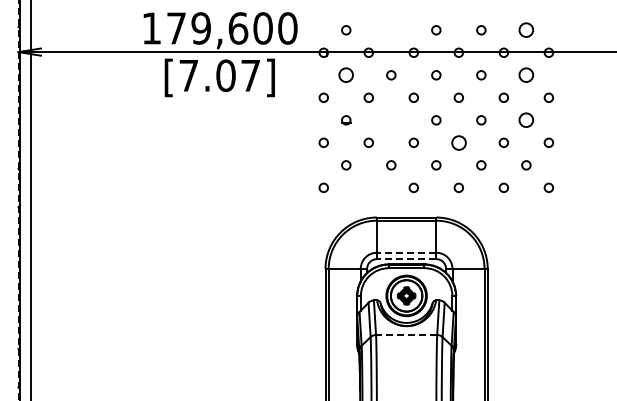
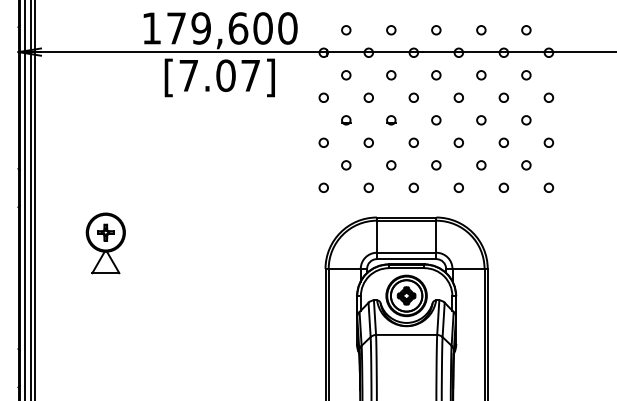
circle size: 16x16 px -> 11x11 px (526, 30)
circle: none -> present (391, 30)
circle size: 16x16 px -> 11x11 px (346, 75)
circle size: 16x16 px -> 11x11 px (526, 75)
circle size: 16x16 px -> 11x11 px (526, 120)
part: none -> present (391, 120)
circle size: 16x16 px -> 11x11 px (458, 142)
circle: none -> present (368, 187)
line: none -> present (25, 199)
line: none -> present (34, 199)
line: dashed -> solid (18, 200)
part: none -> present (105, 243)
line: dashed -> solid (406, 252)
line: dashed -> solid (406, 259)
line: dashed -> solid (406, 334)
